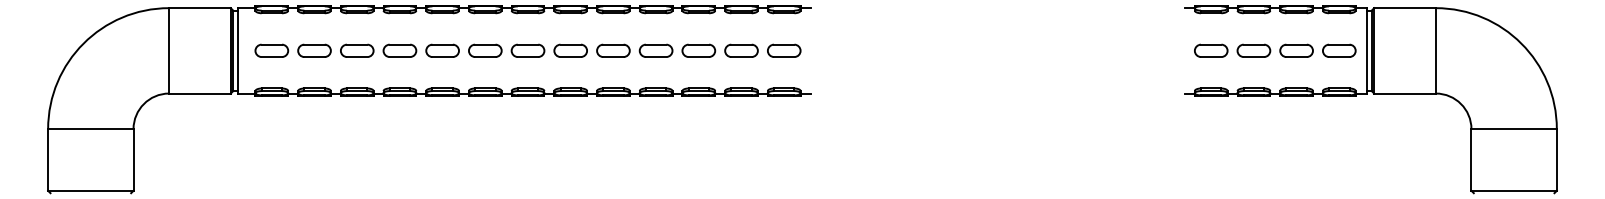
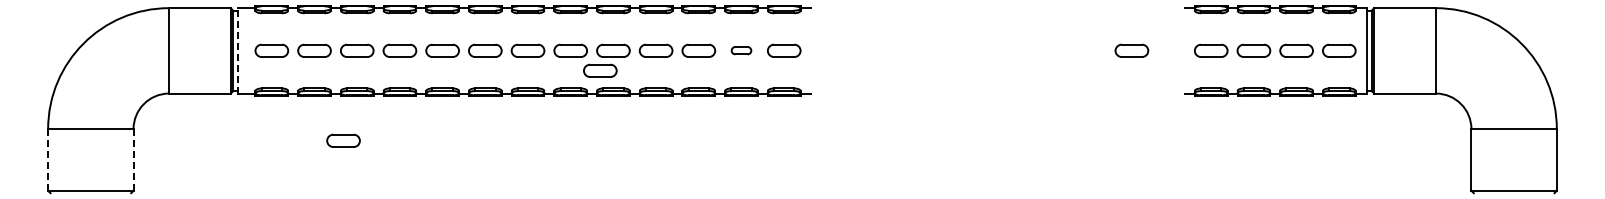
line: solid -> dashed (237, 50)
part size: 35x15 px -> 23x10 px (741, 50)
part: none -> present (1131, 50)
part: none -> present (600, 70)
part: none -> present (343, 140)
line: solid -> dashed (48, 159)
line: solid -> dashed (133, 159)
